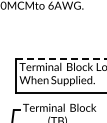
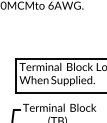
line: dashed -> solid (61, 58)
